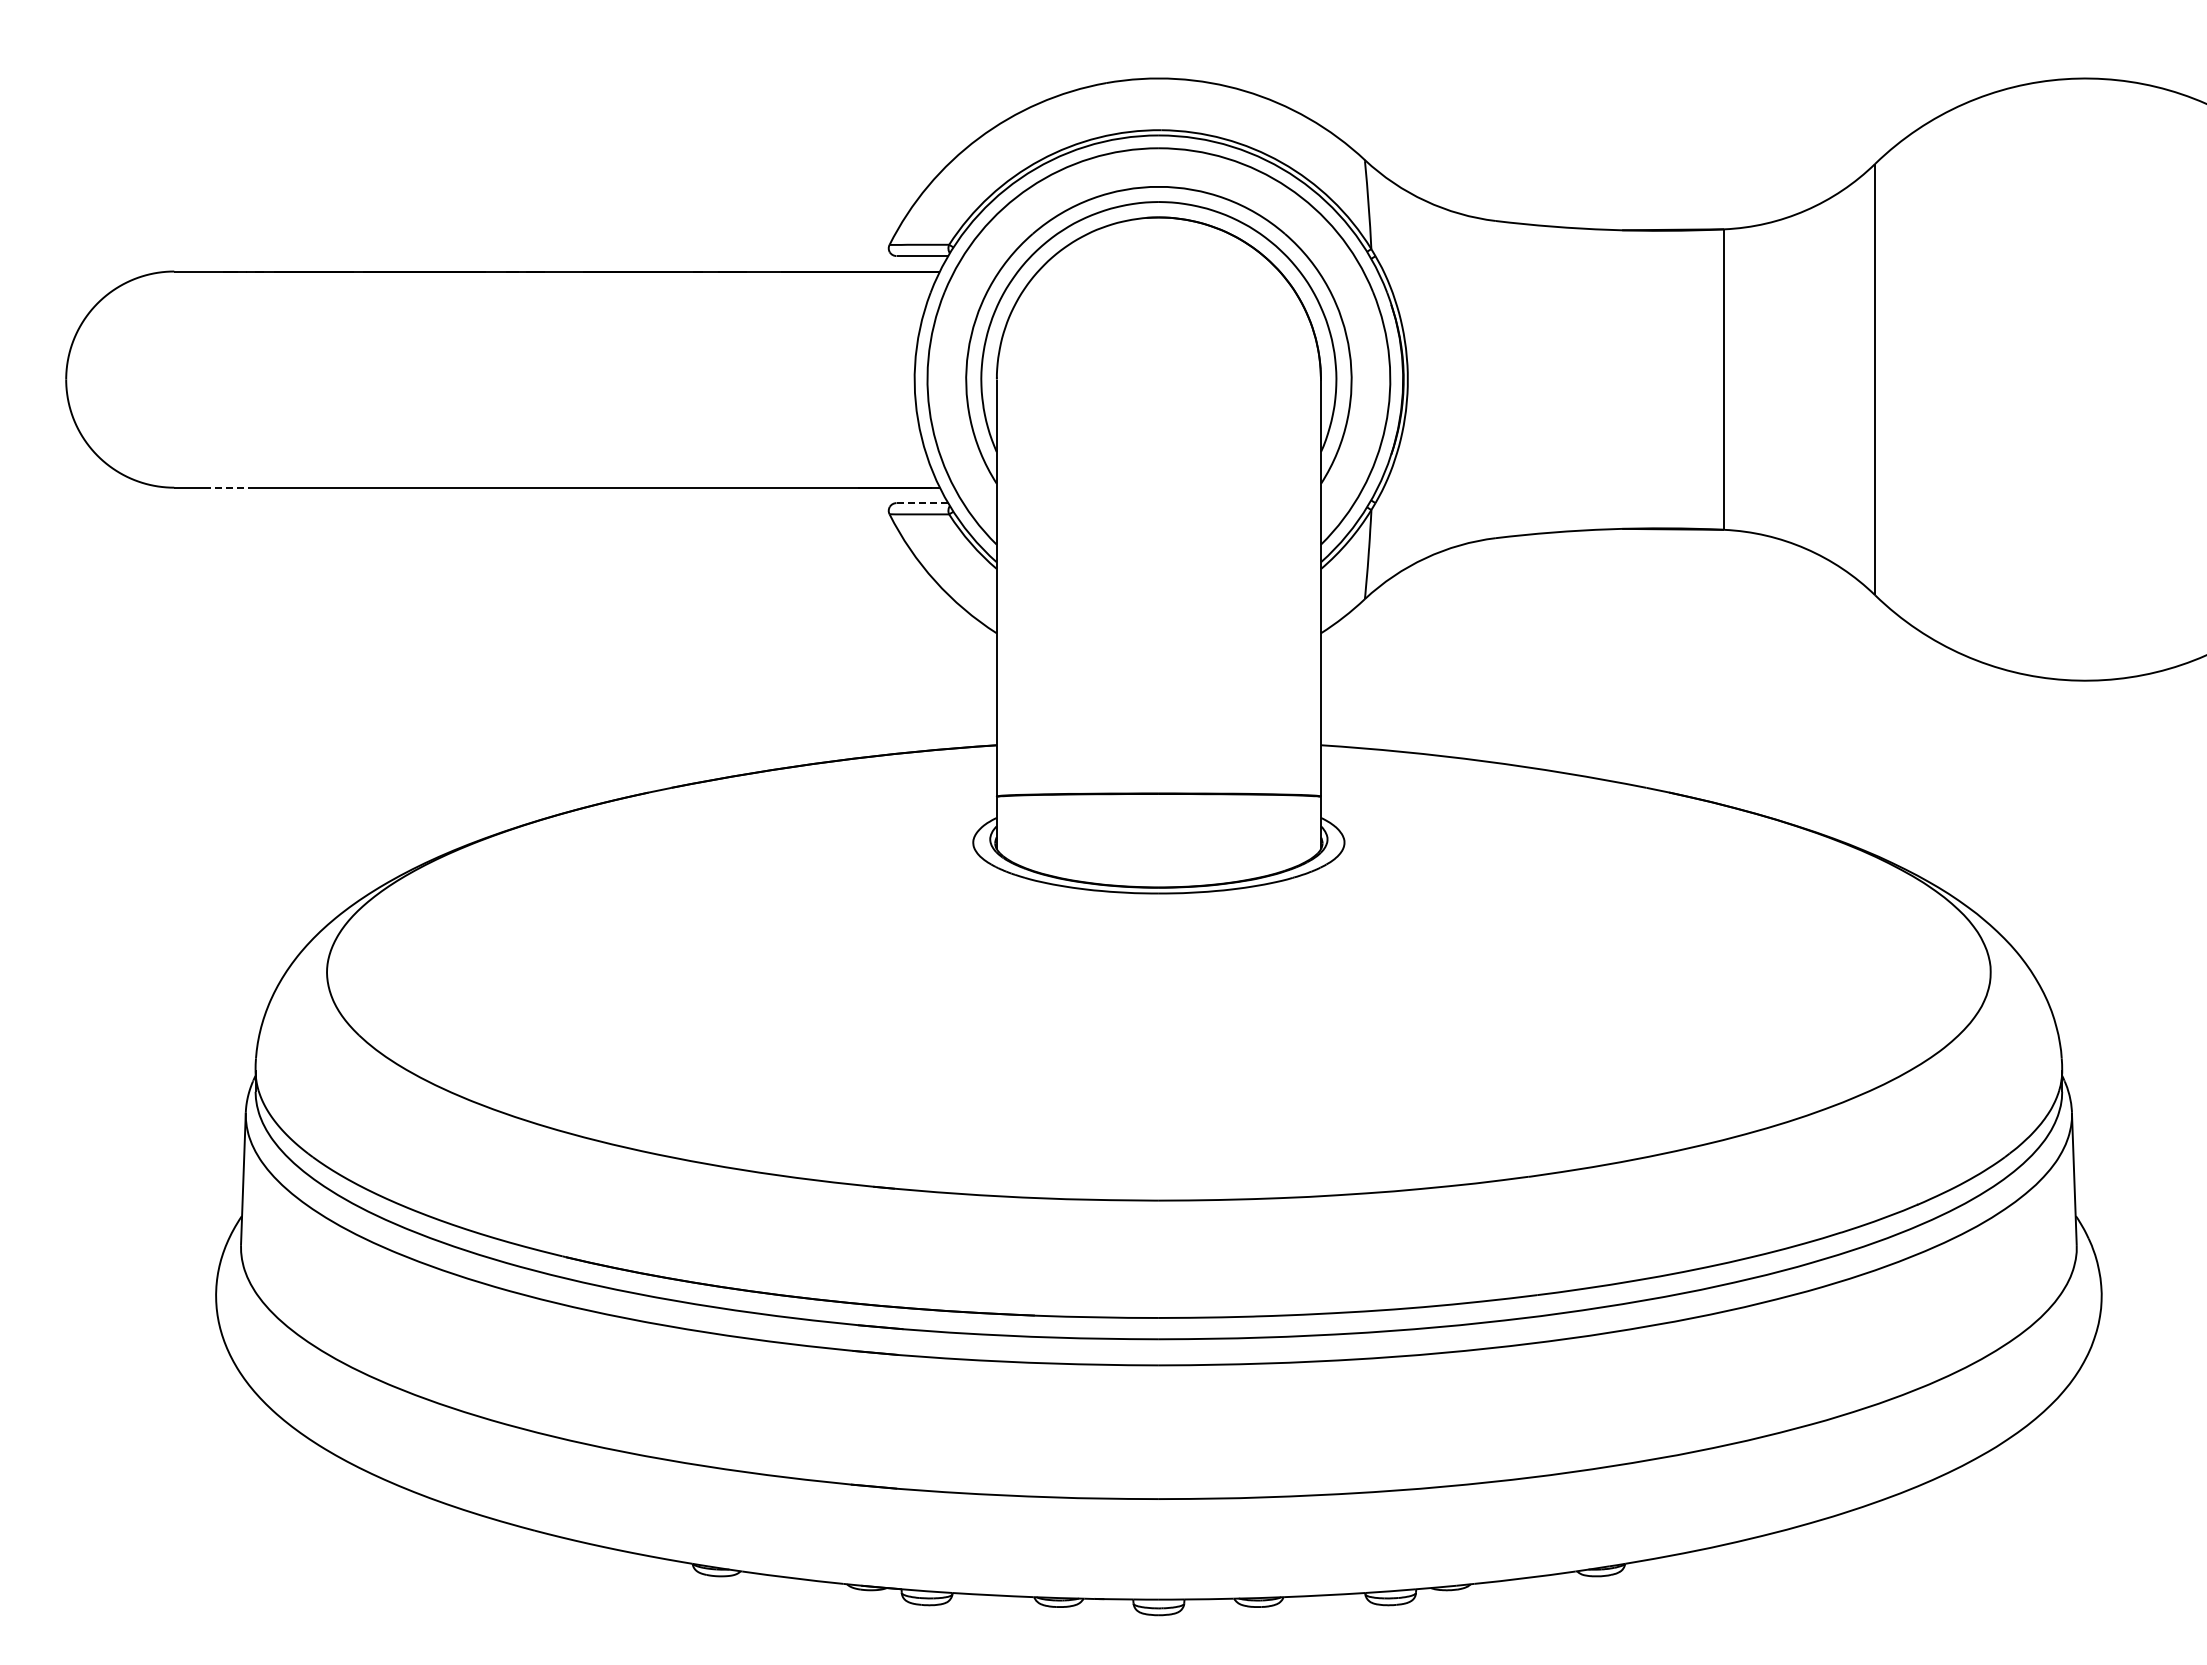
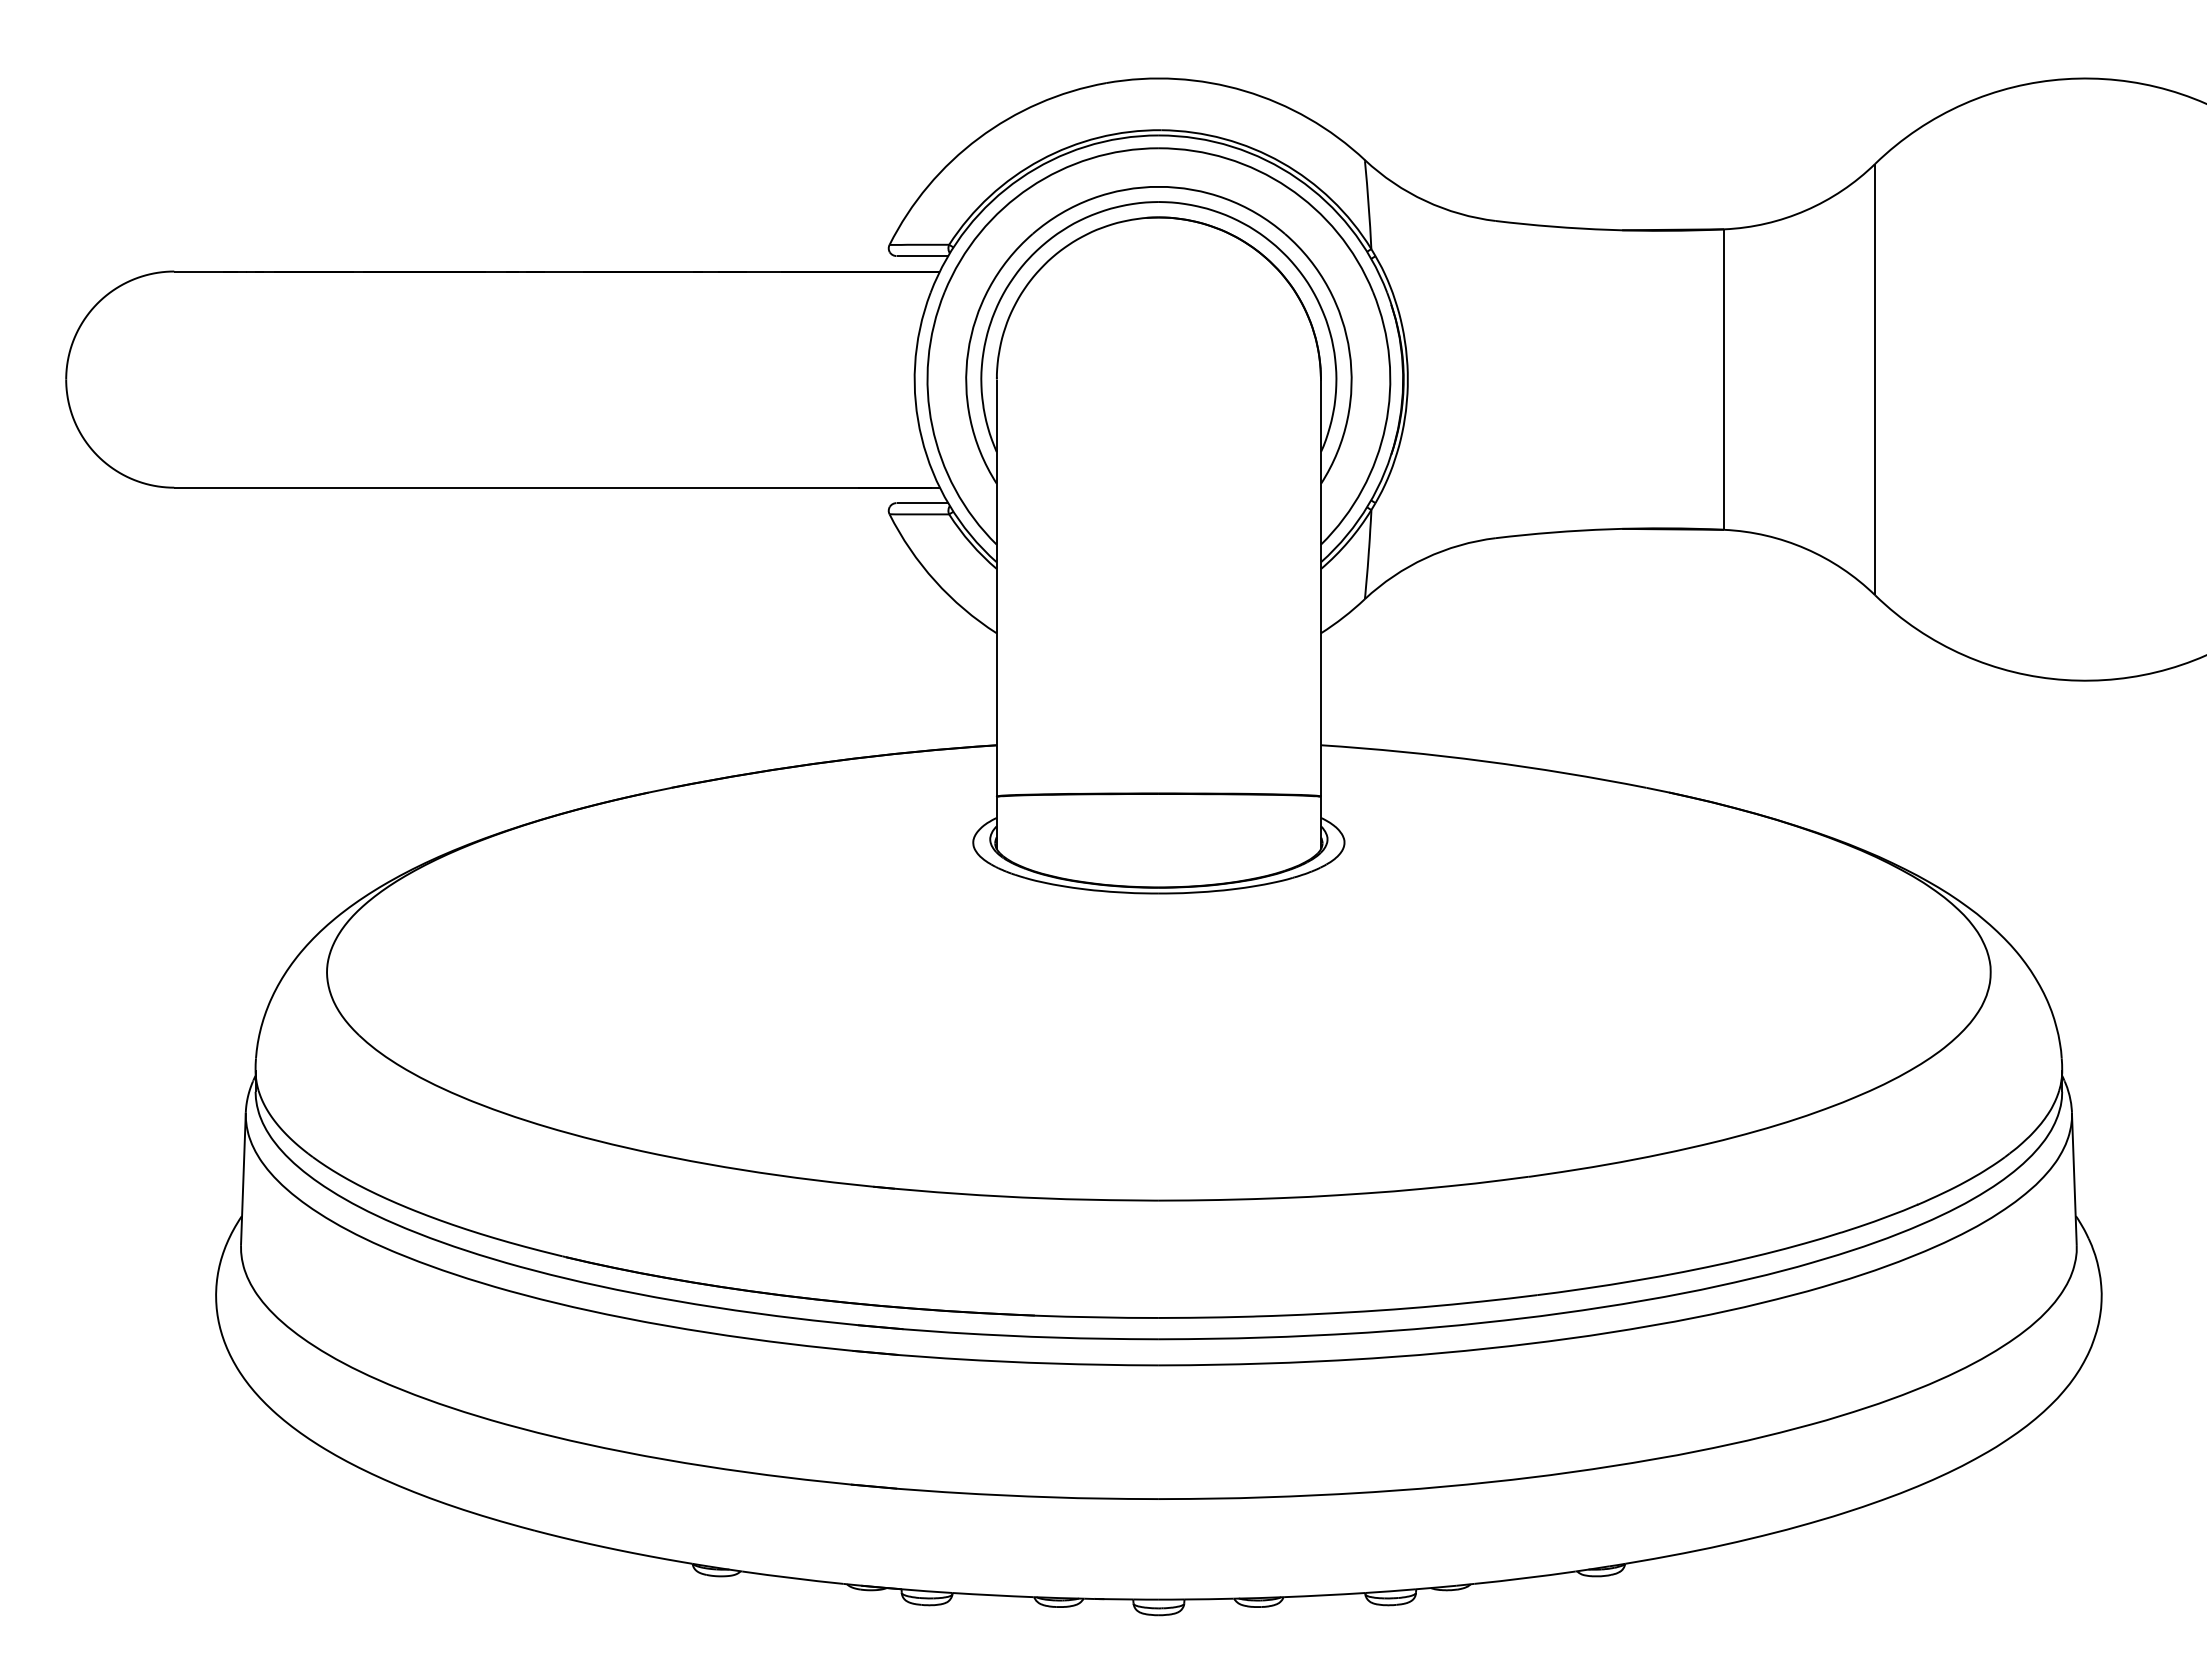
line: dashed -> solid (229, 487)
line: dashed -> solid (922, 503)
